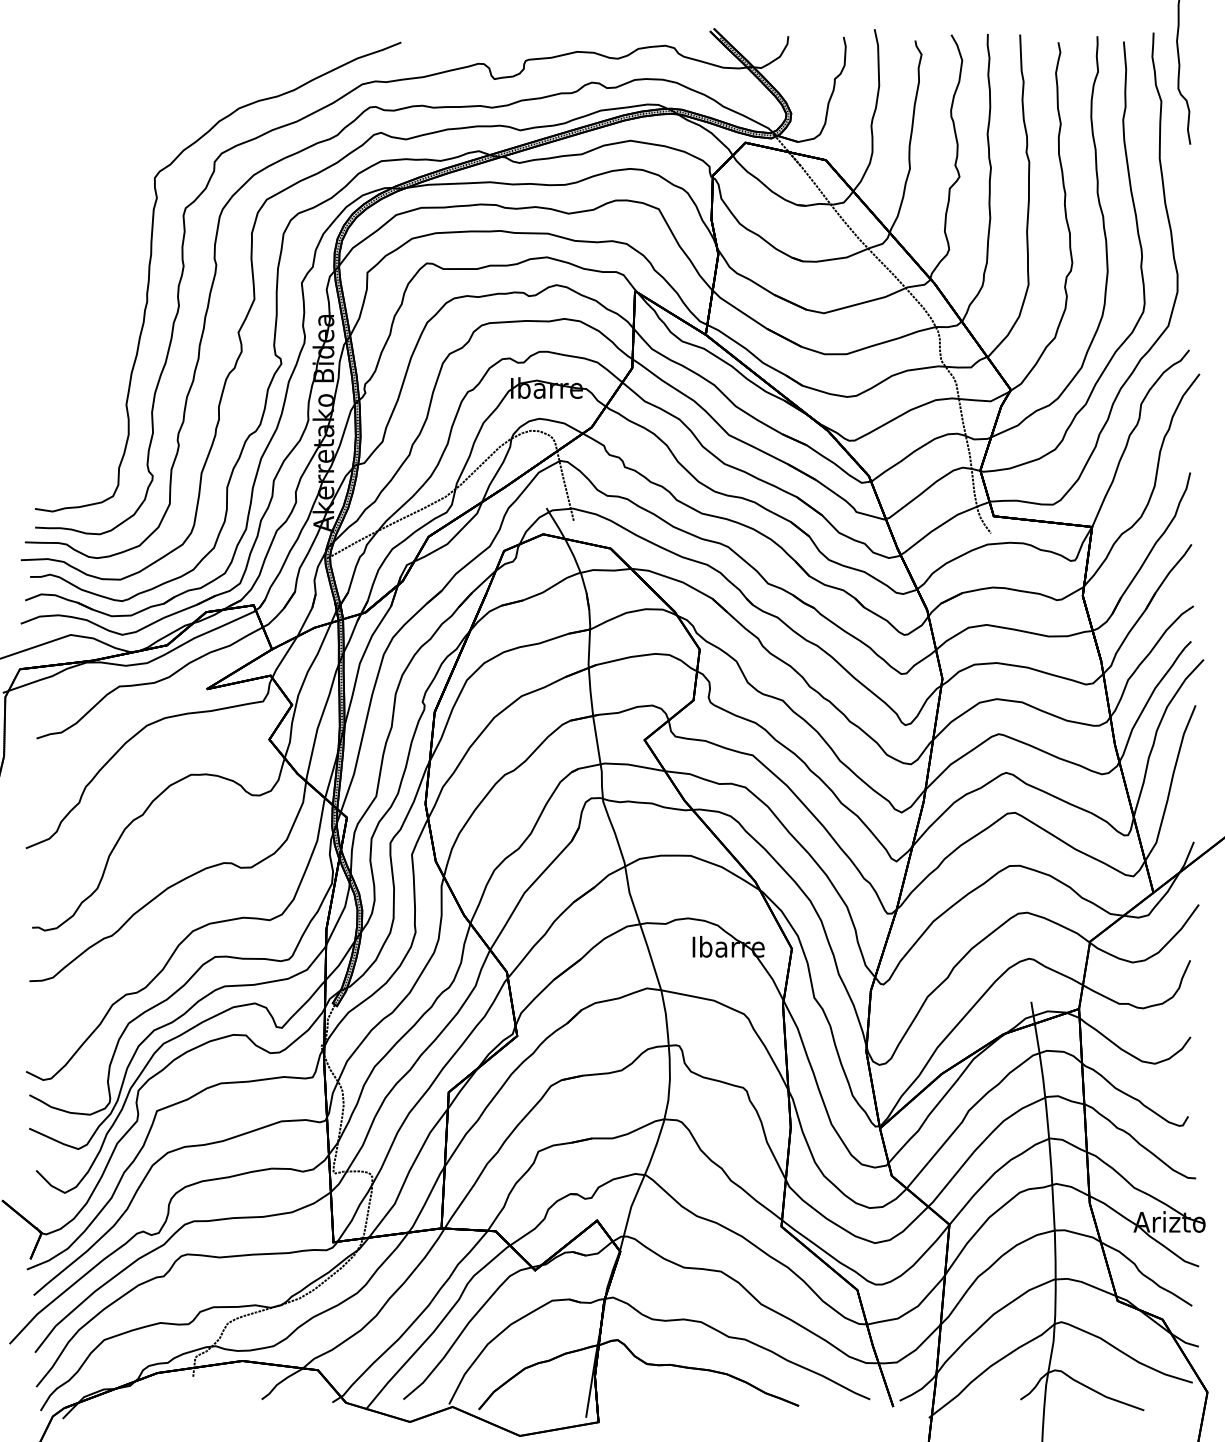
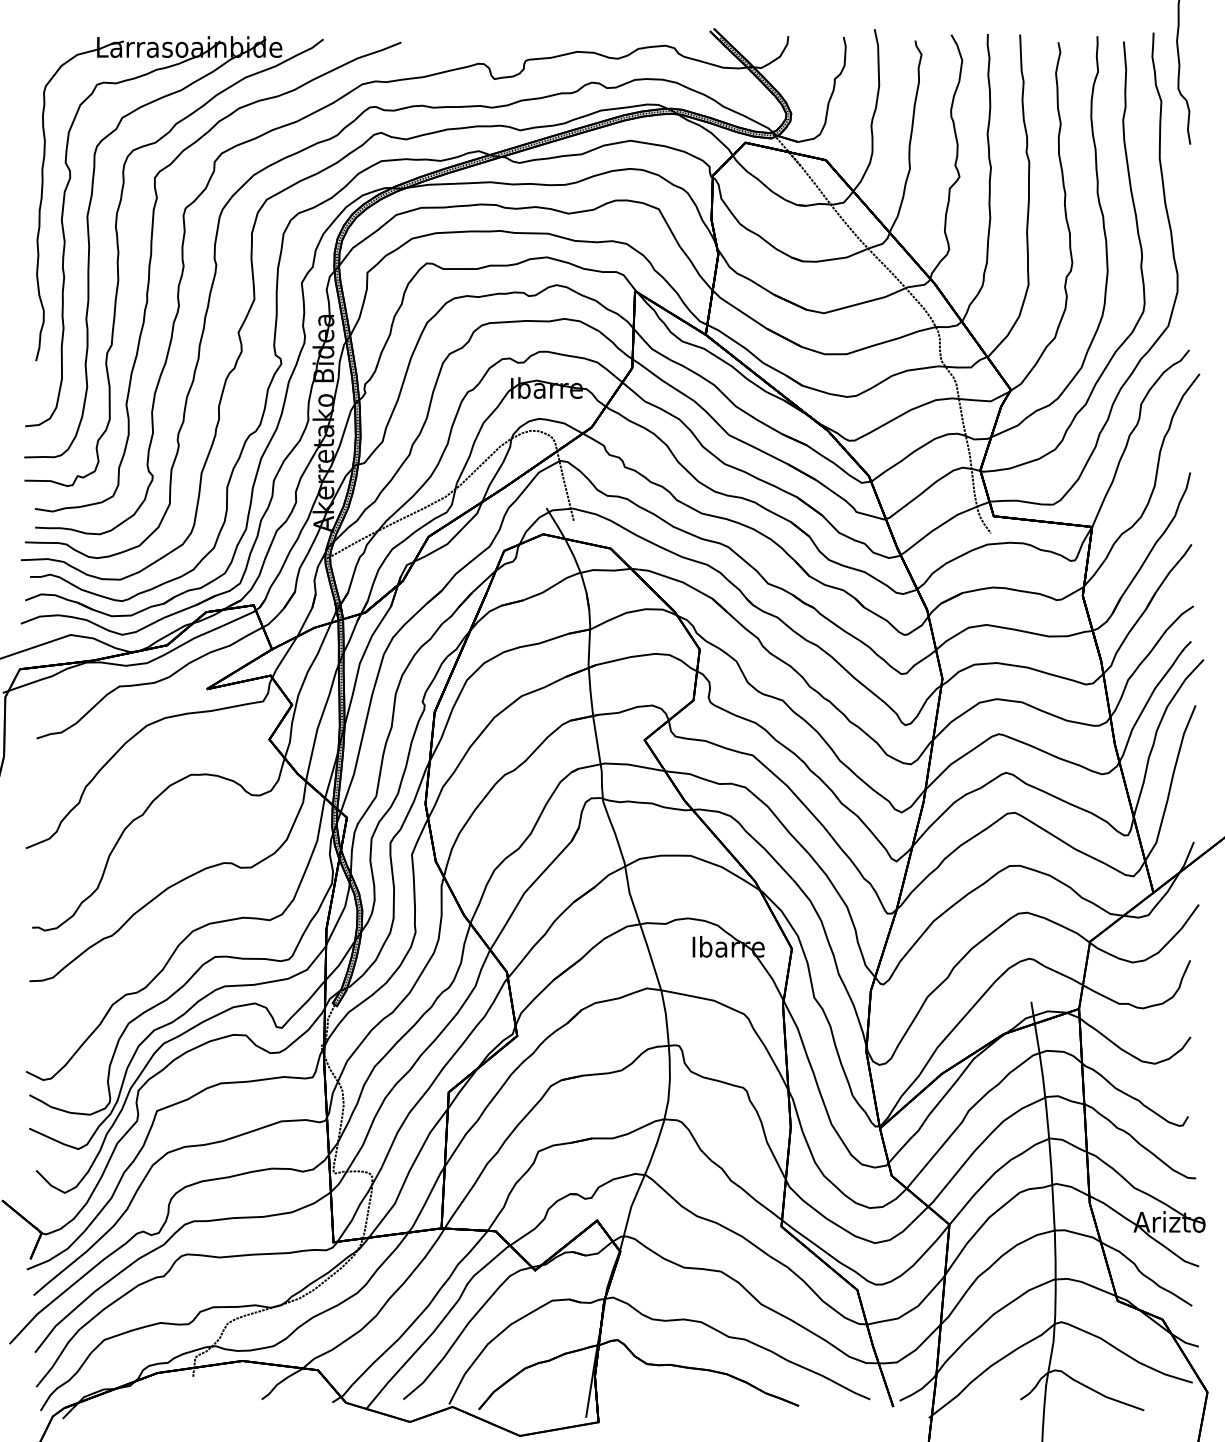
part: none -> present (119, 256)
